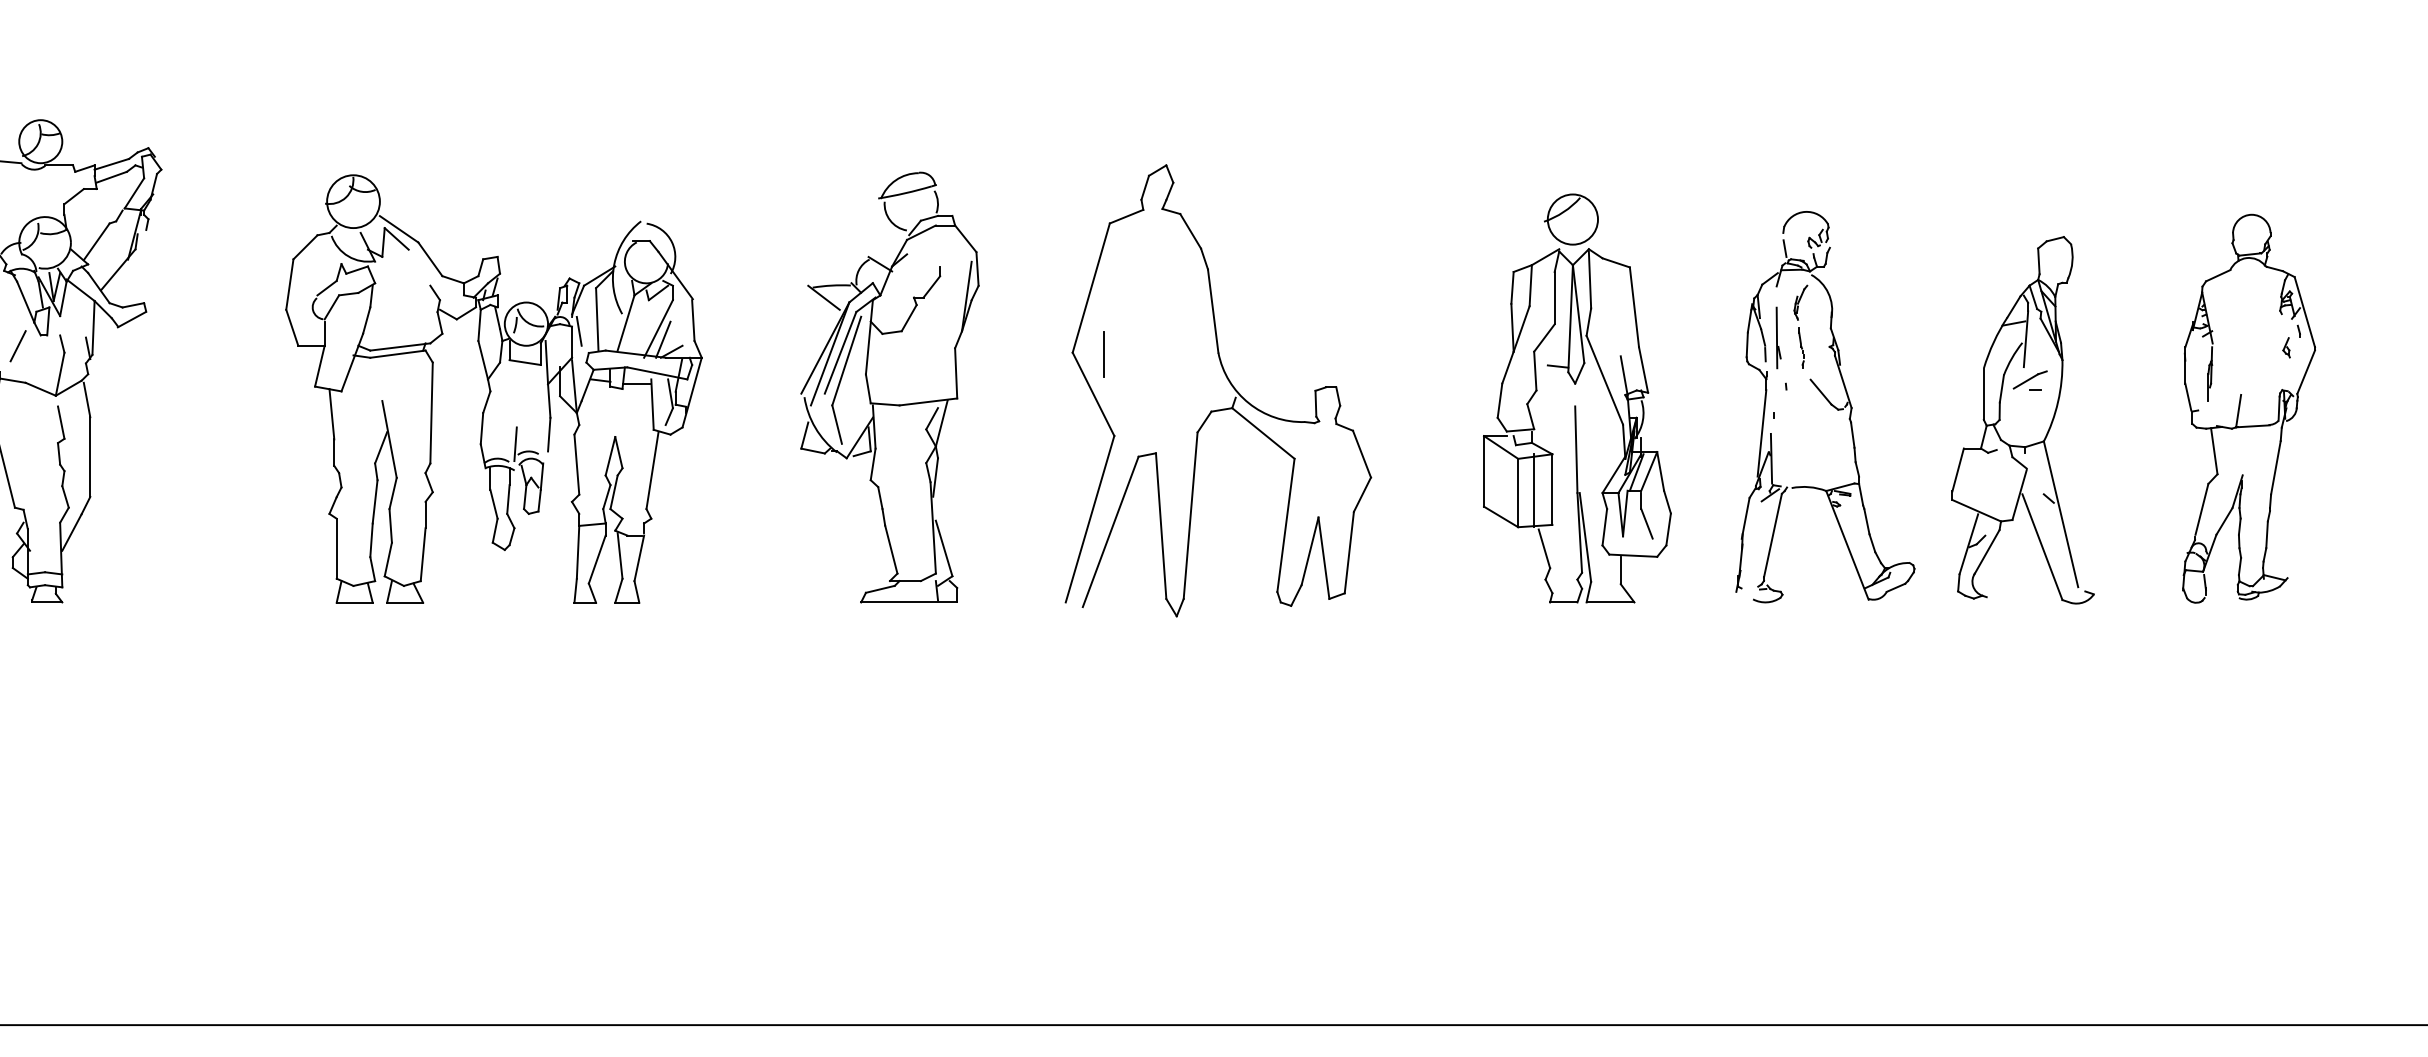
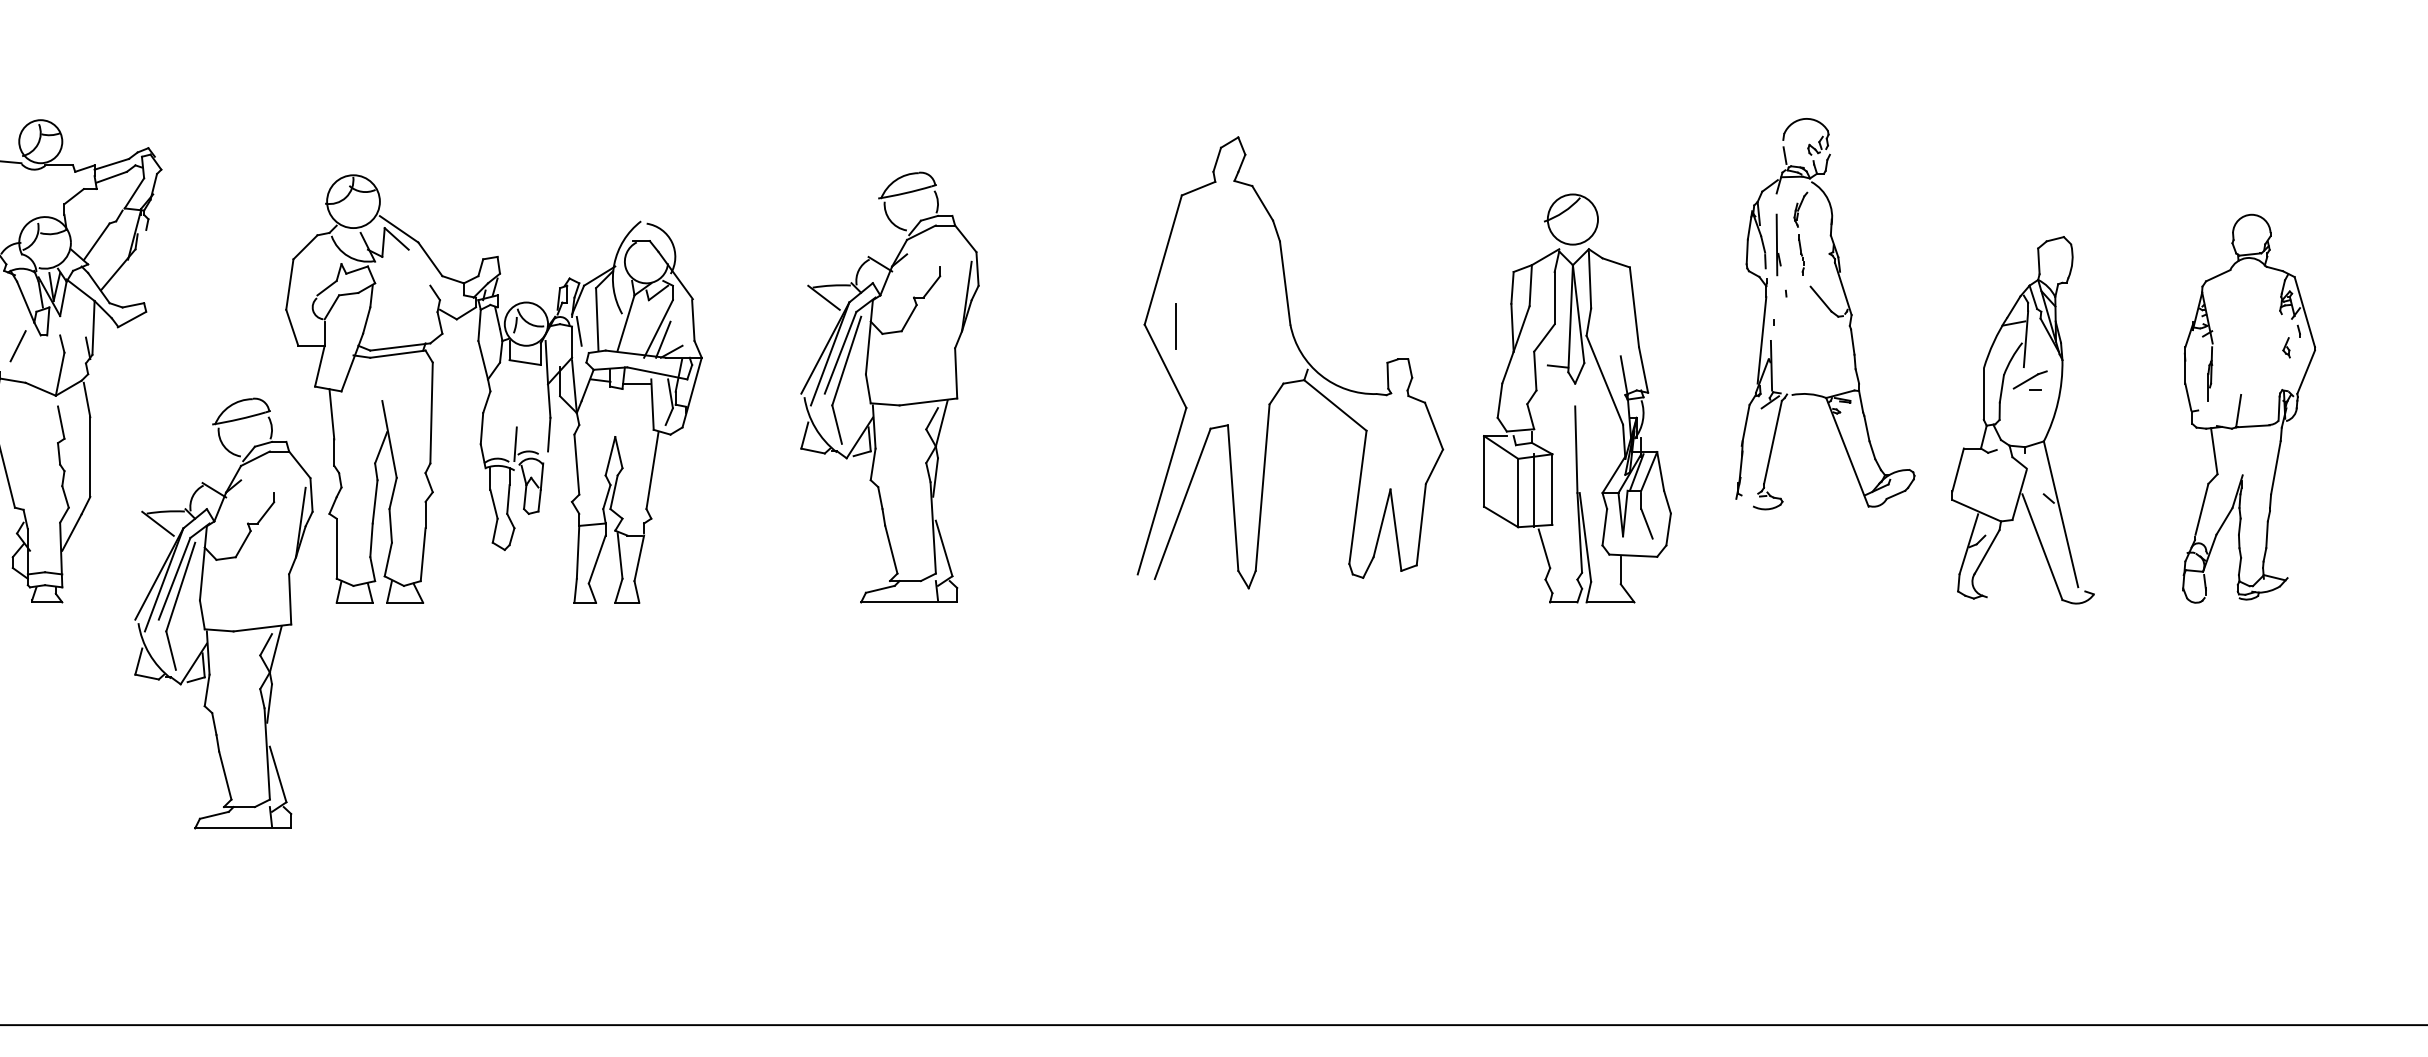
part position: (1229, 383) -> (1301, 355) (1301, 355)
part position: (1825, 407) -> (1825, 314) (1825, 314)
part: none -> present (223, 613)
